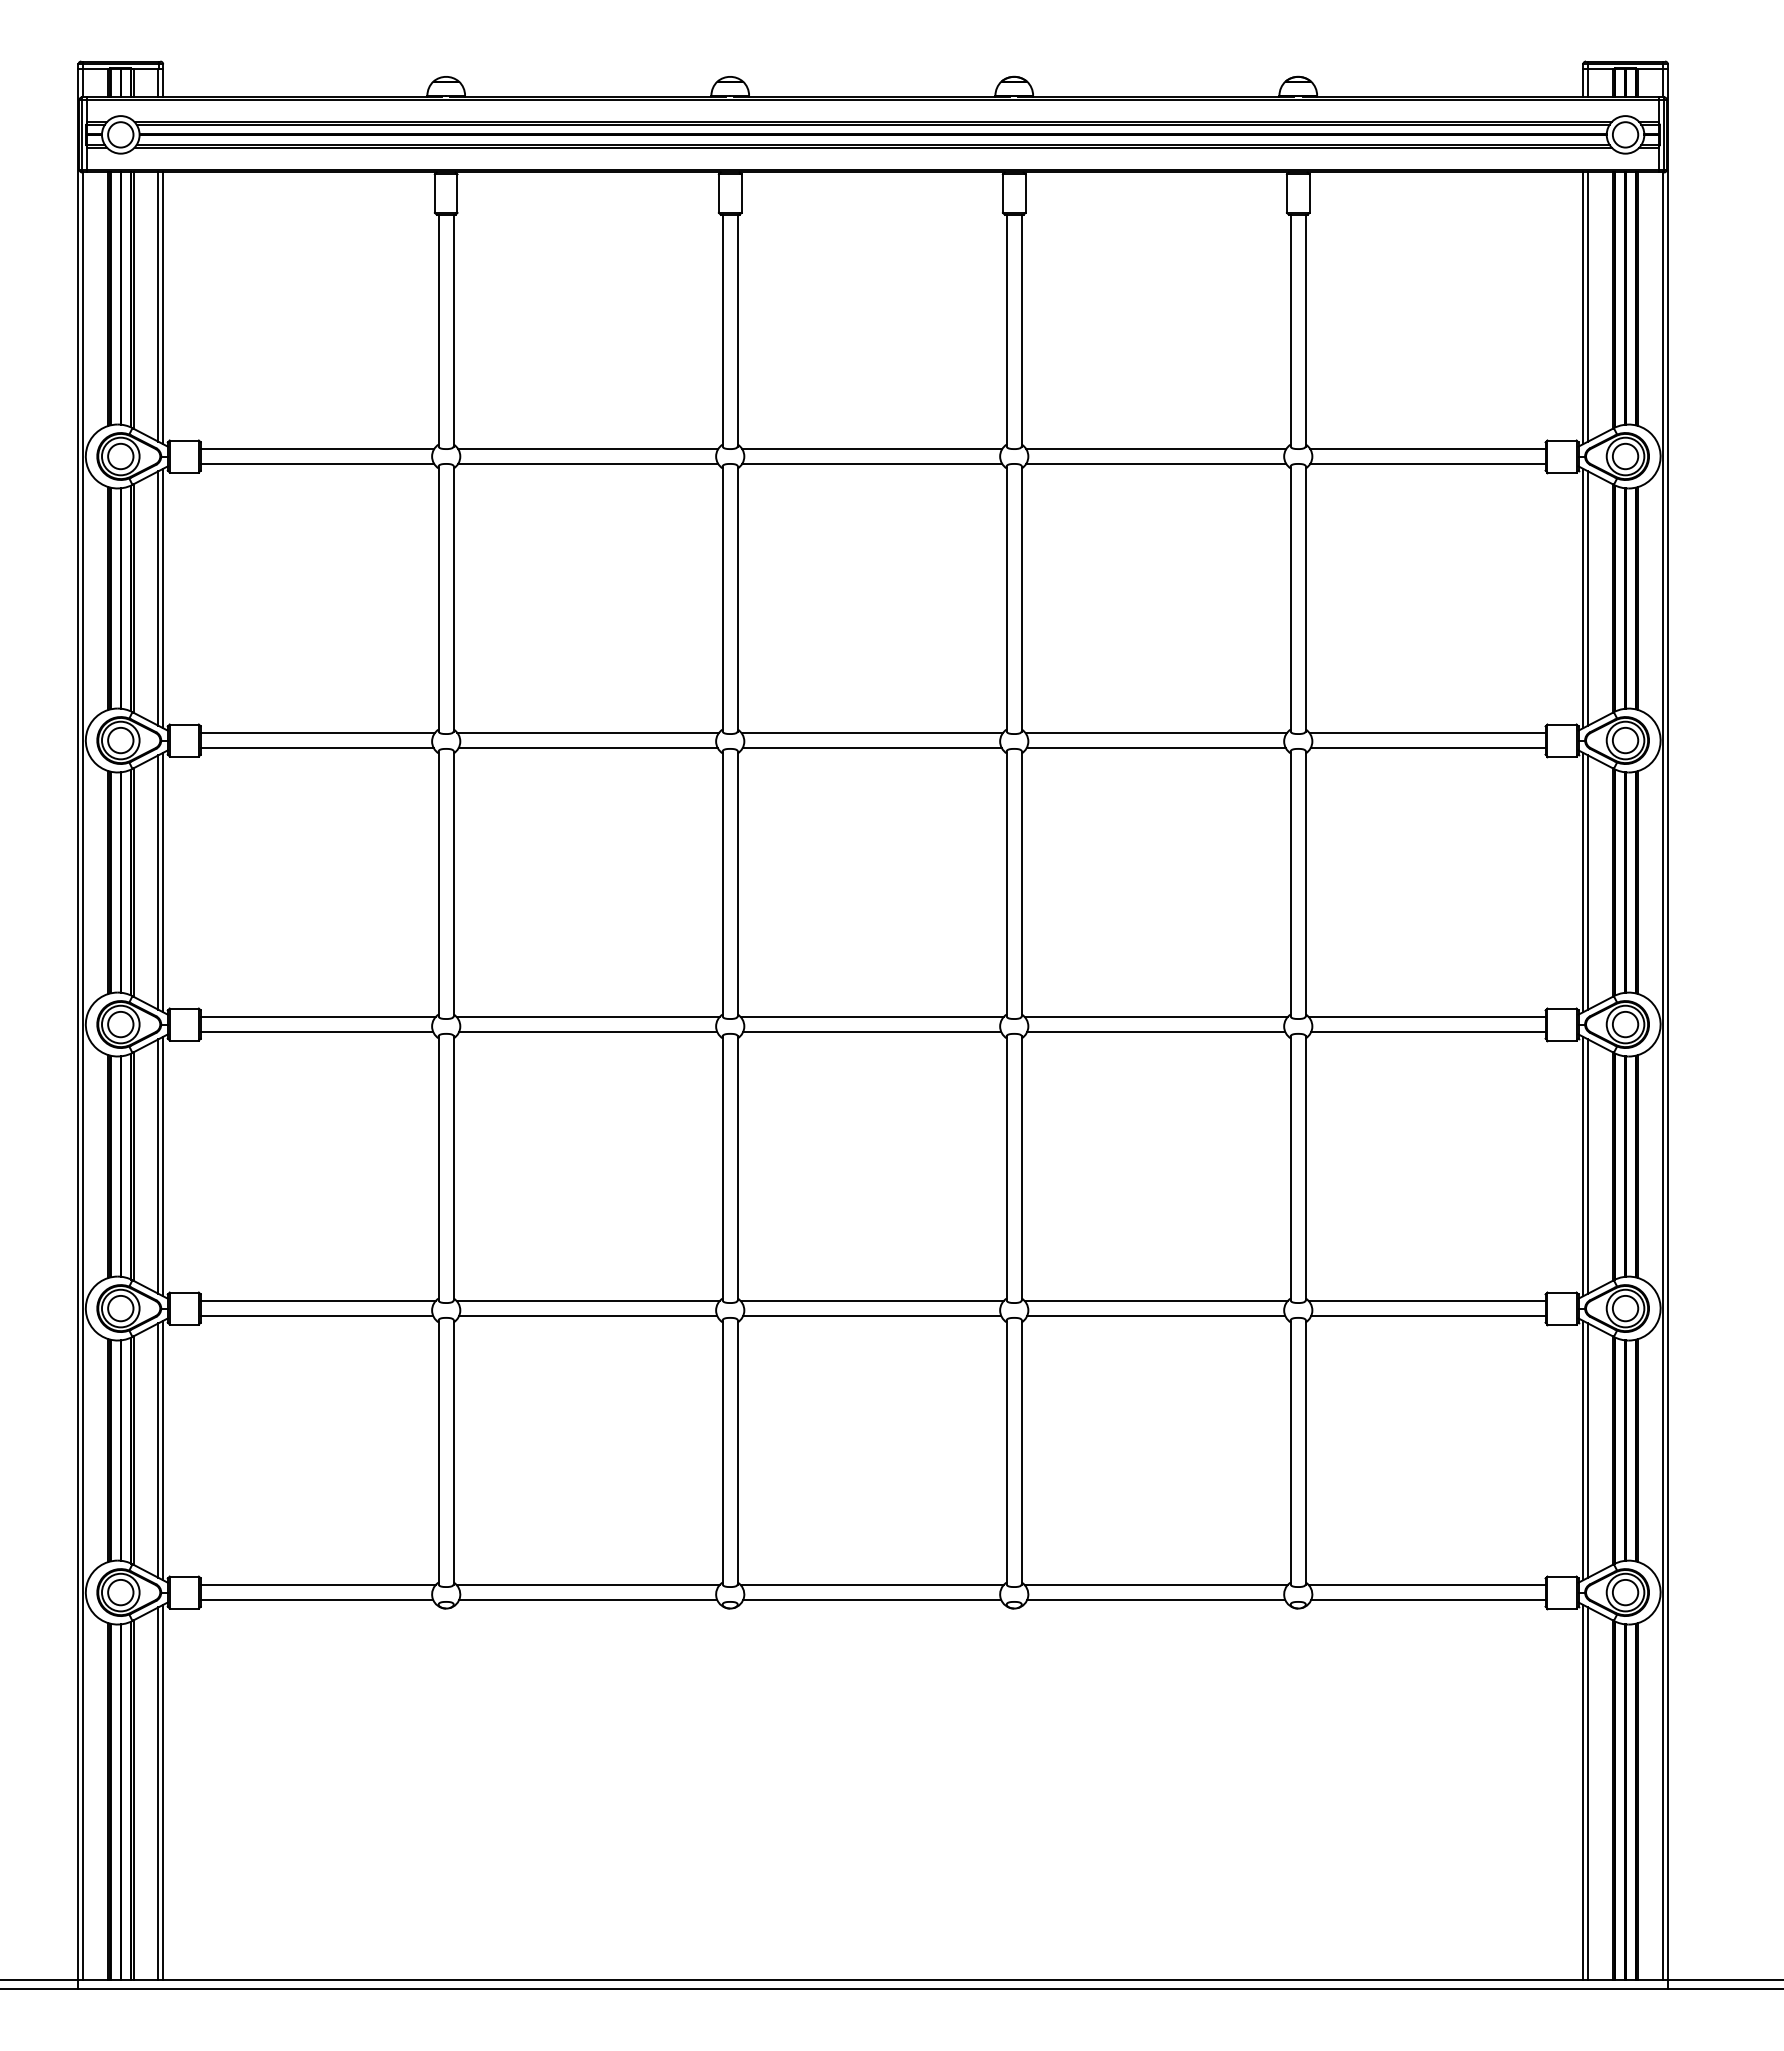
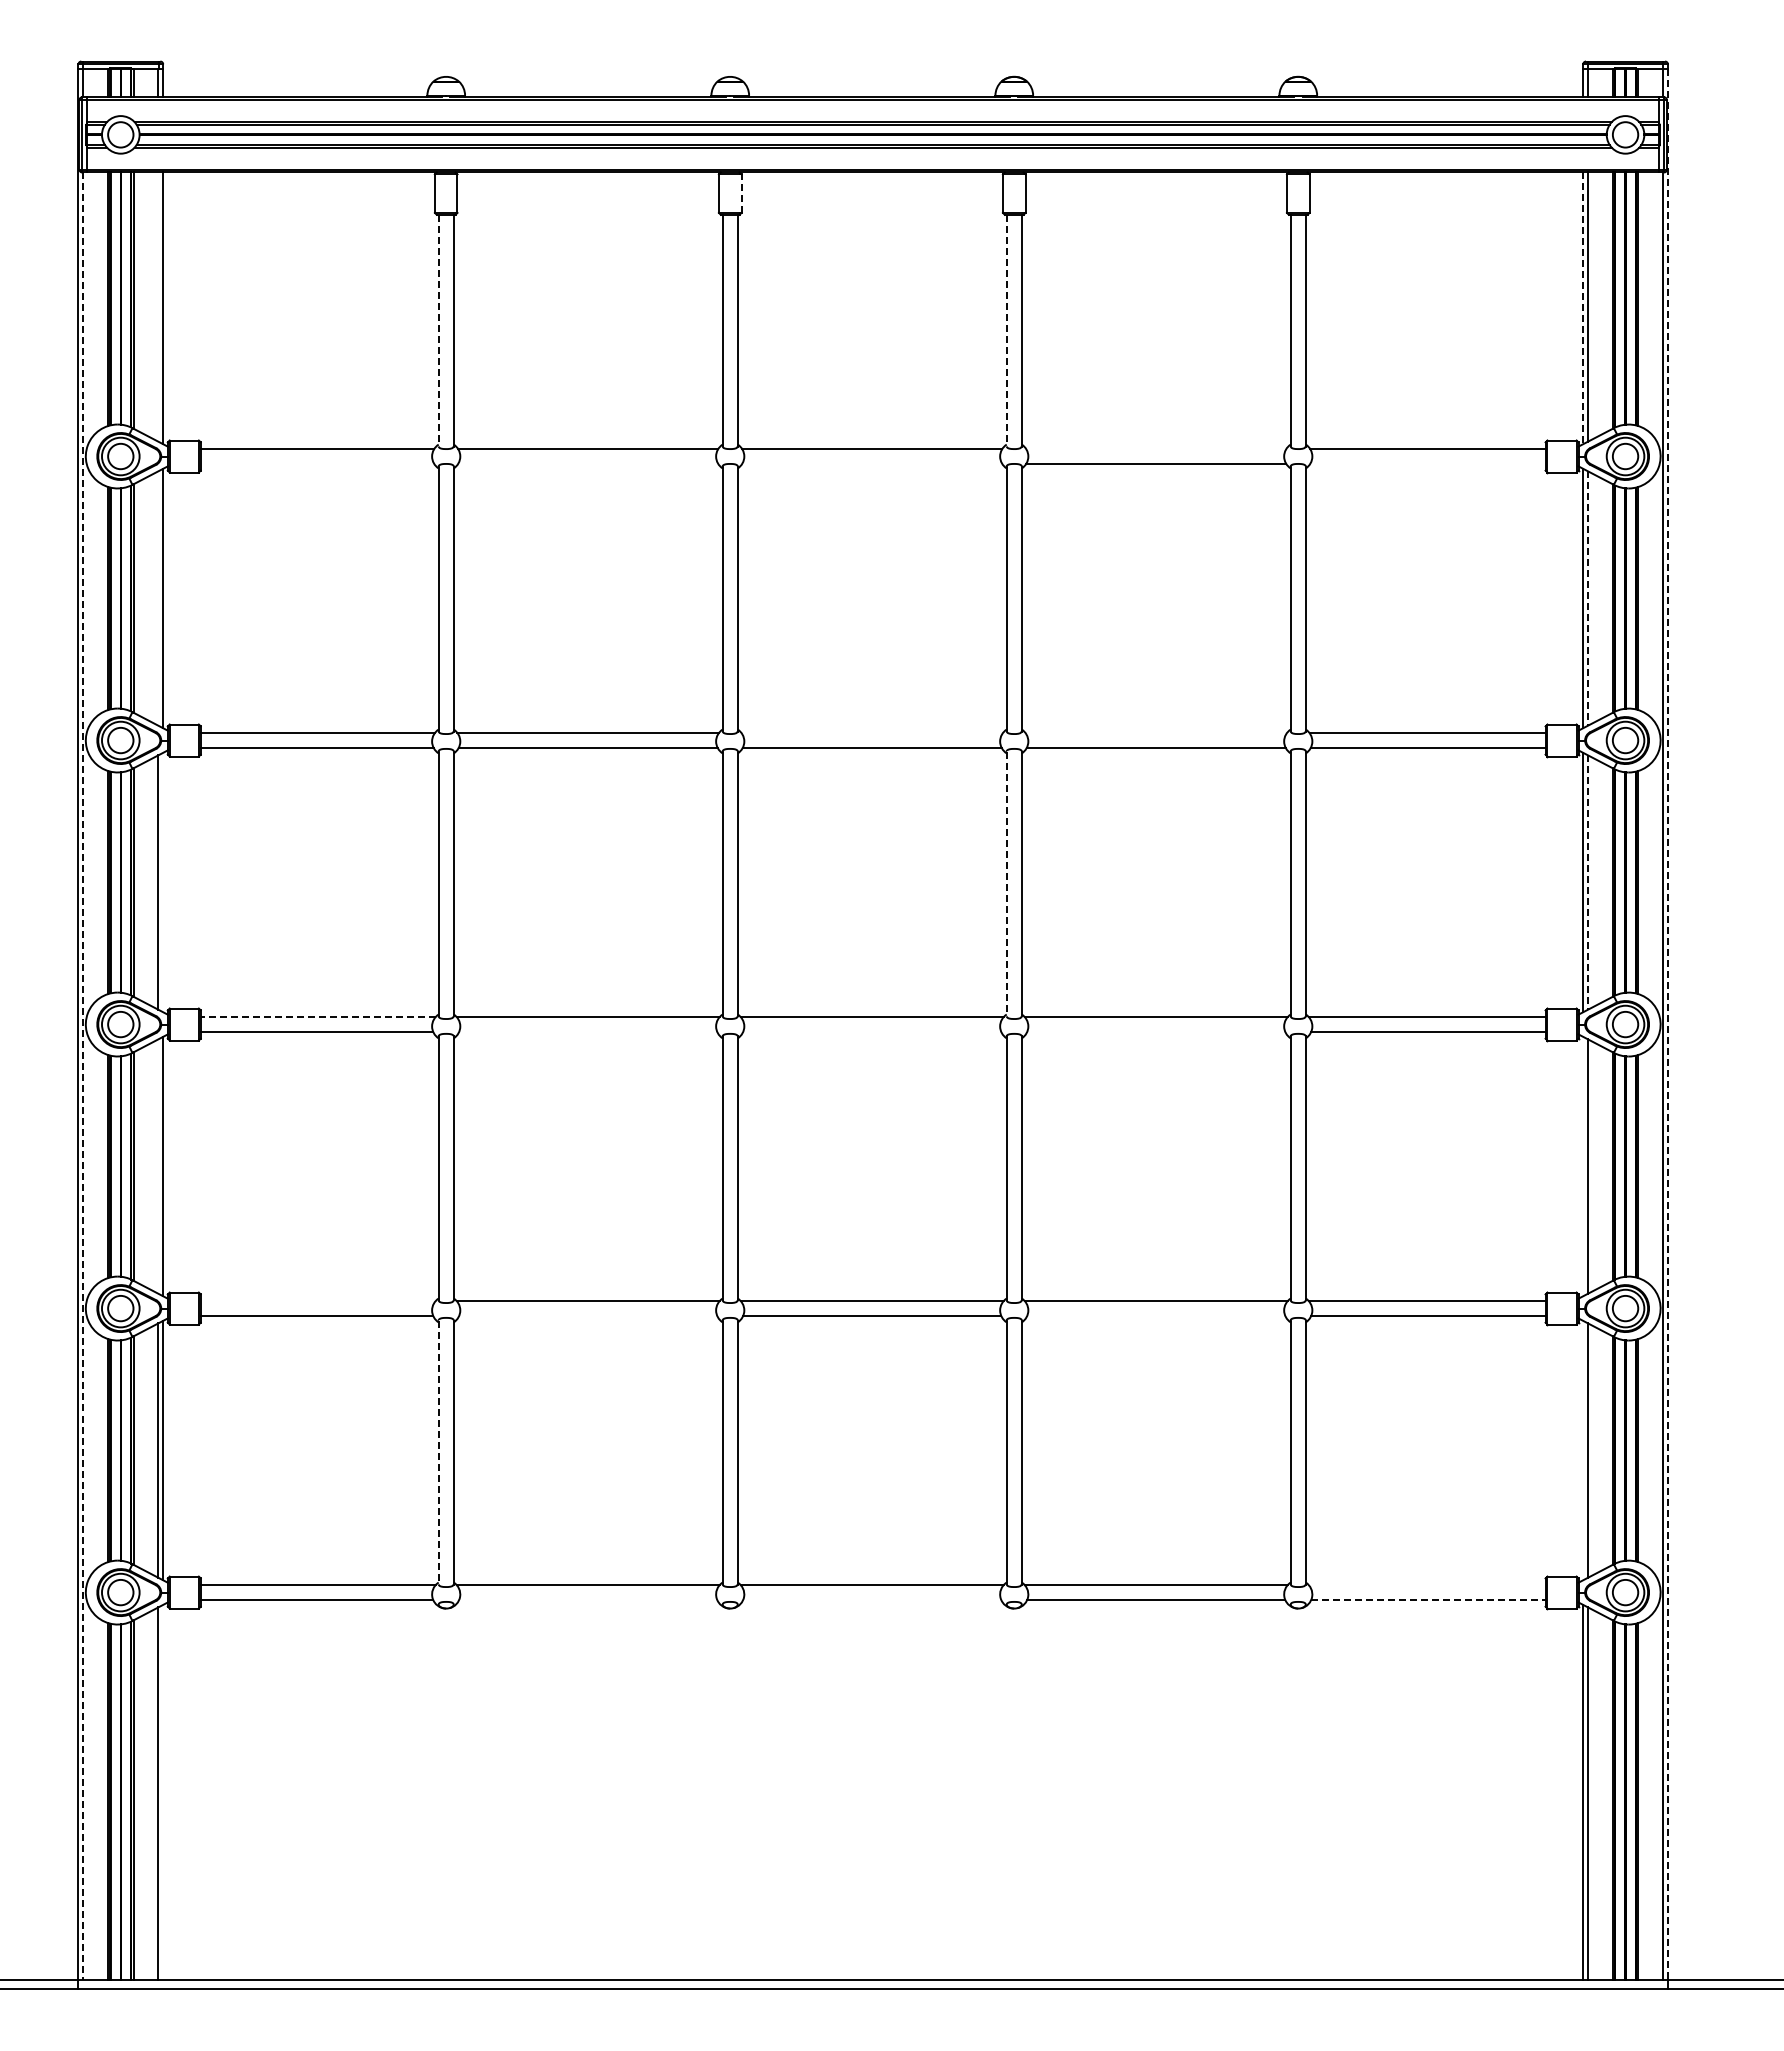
line: solid -> dashed (741, 193)
line: present -> none (158, 306)
line: solid -> dashed (1583, 308)
line: solid -> dashed (438, 330)
line: solid -> dashed (1006, 330)
line: present -> none (1156, 448)
line: present -> none (317, 464)
line: present -> none (588, 464)
line: present -> none (872, 464)
line: present -> none (1427, 464)
line: present -> none (158, 598)
line: solid -> dashed (1587, 599)
line: present -> none (871, 733)
line: present -> none (1155, 733)
line: present -> none (163, 882)
line: solid -> dashed (1587, 883)
line: solid -> dashed (1006, 884)
line: solid -> dashed (317, 1017)
line: solid -> dashed (1667, 1024)
line: present -> none (588, 1032)
line: present -> none (872, 1032)
line: present -> none (1156, 1032)
line: solid -> dashed (83, 1076)
line: present -> none (158, 1166)
line: present -> none (1583, 1166)
line: present -> none (317, 1301)
line: present -> none (588, 1316)
line: present -> none (1156, 1316)
line: present -> none (1583, 1450)
line: solid -> dashed (438, 1452)
line: present -> none (1426, 1585)
line: present -> none (588, 1600)
line: present -> none (872, 1600)
line: solid -> dashed (1428, 1600)
line: present -> none (163, 1792)
